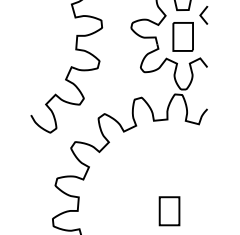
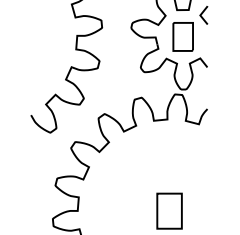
part size: 23x31 px -> 27x38 px (169, 210)
